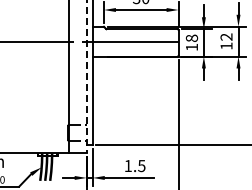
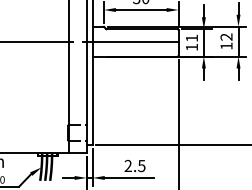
text: 18 -> 11 (191, 37)
line: dashed -> solid (86, 77)
text: 1.5 -> 2.5 (127, 165)
